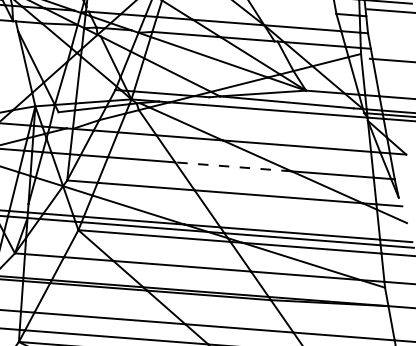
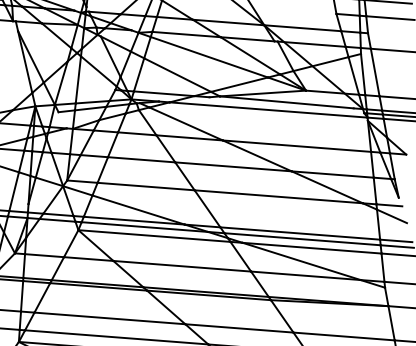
line position: (389, 10) -> (389, 17) (389, 17)
line position: (390, 60) -> (391, 49) (391, 49)
line: dashed -> solid (232, 166)
